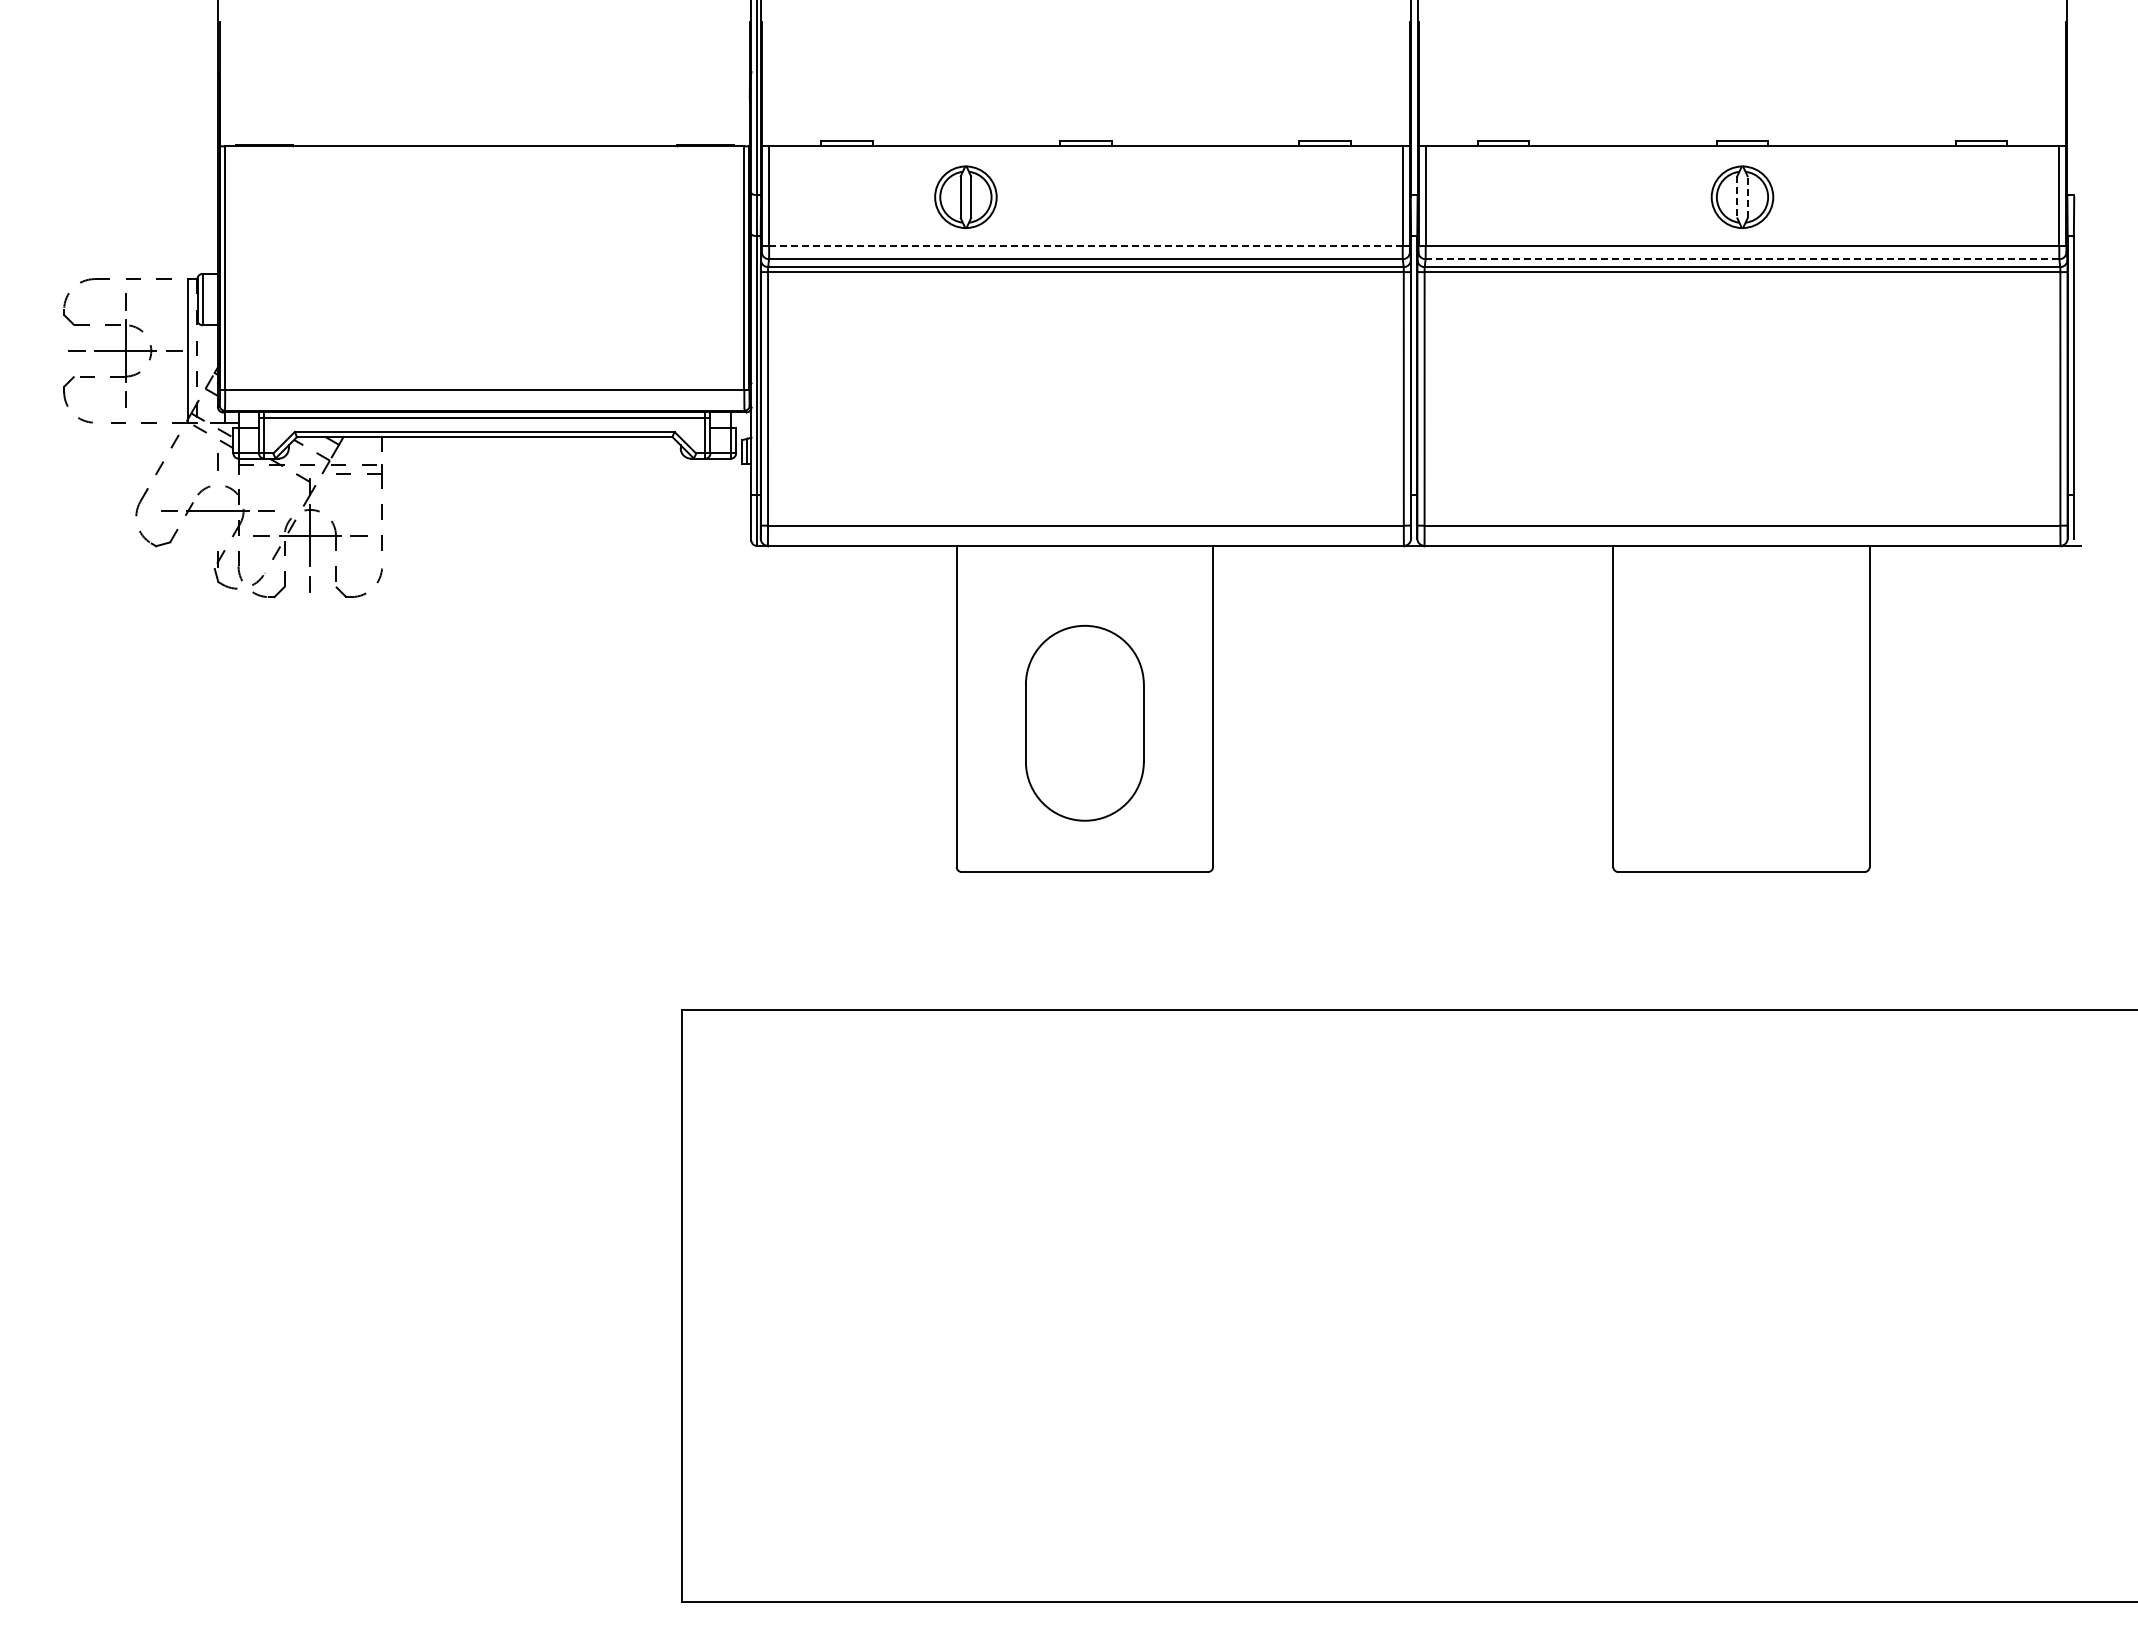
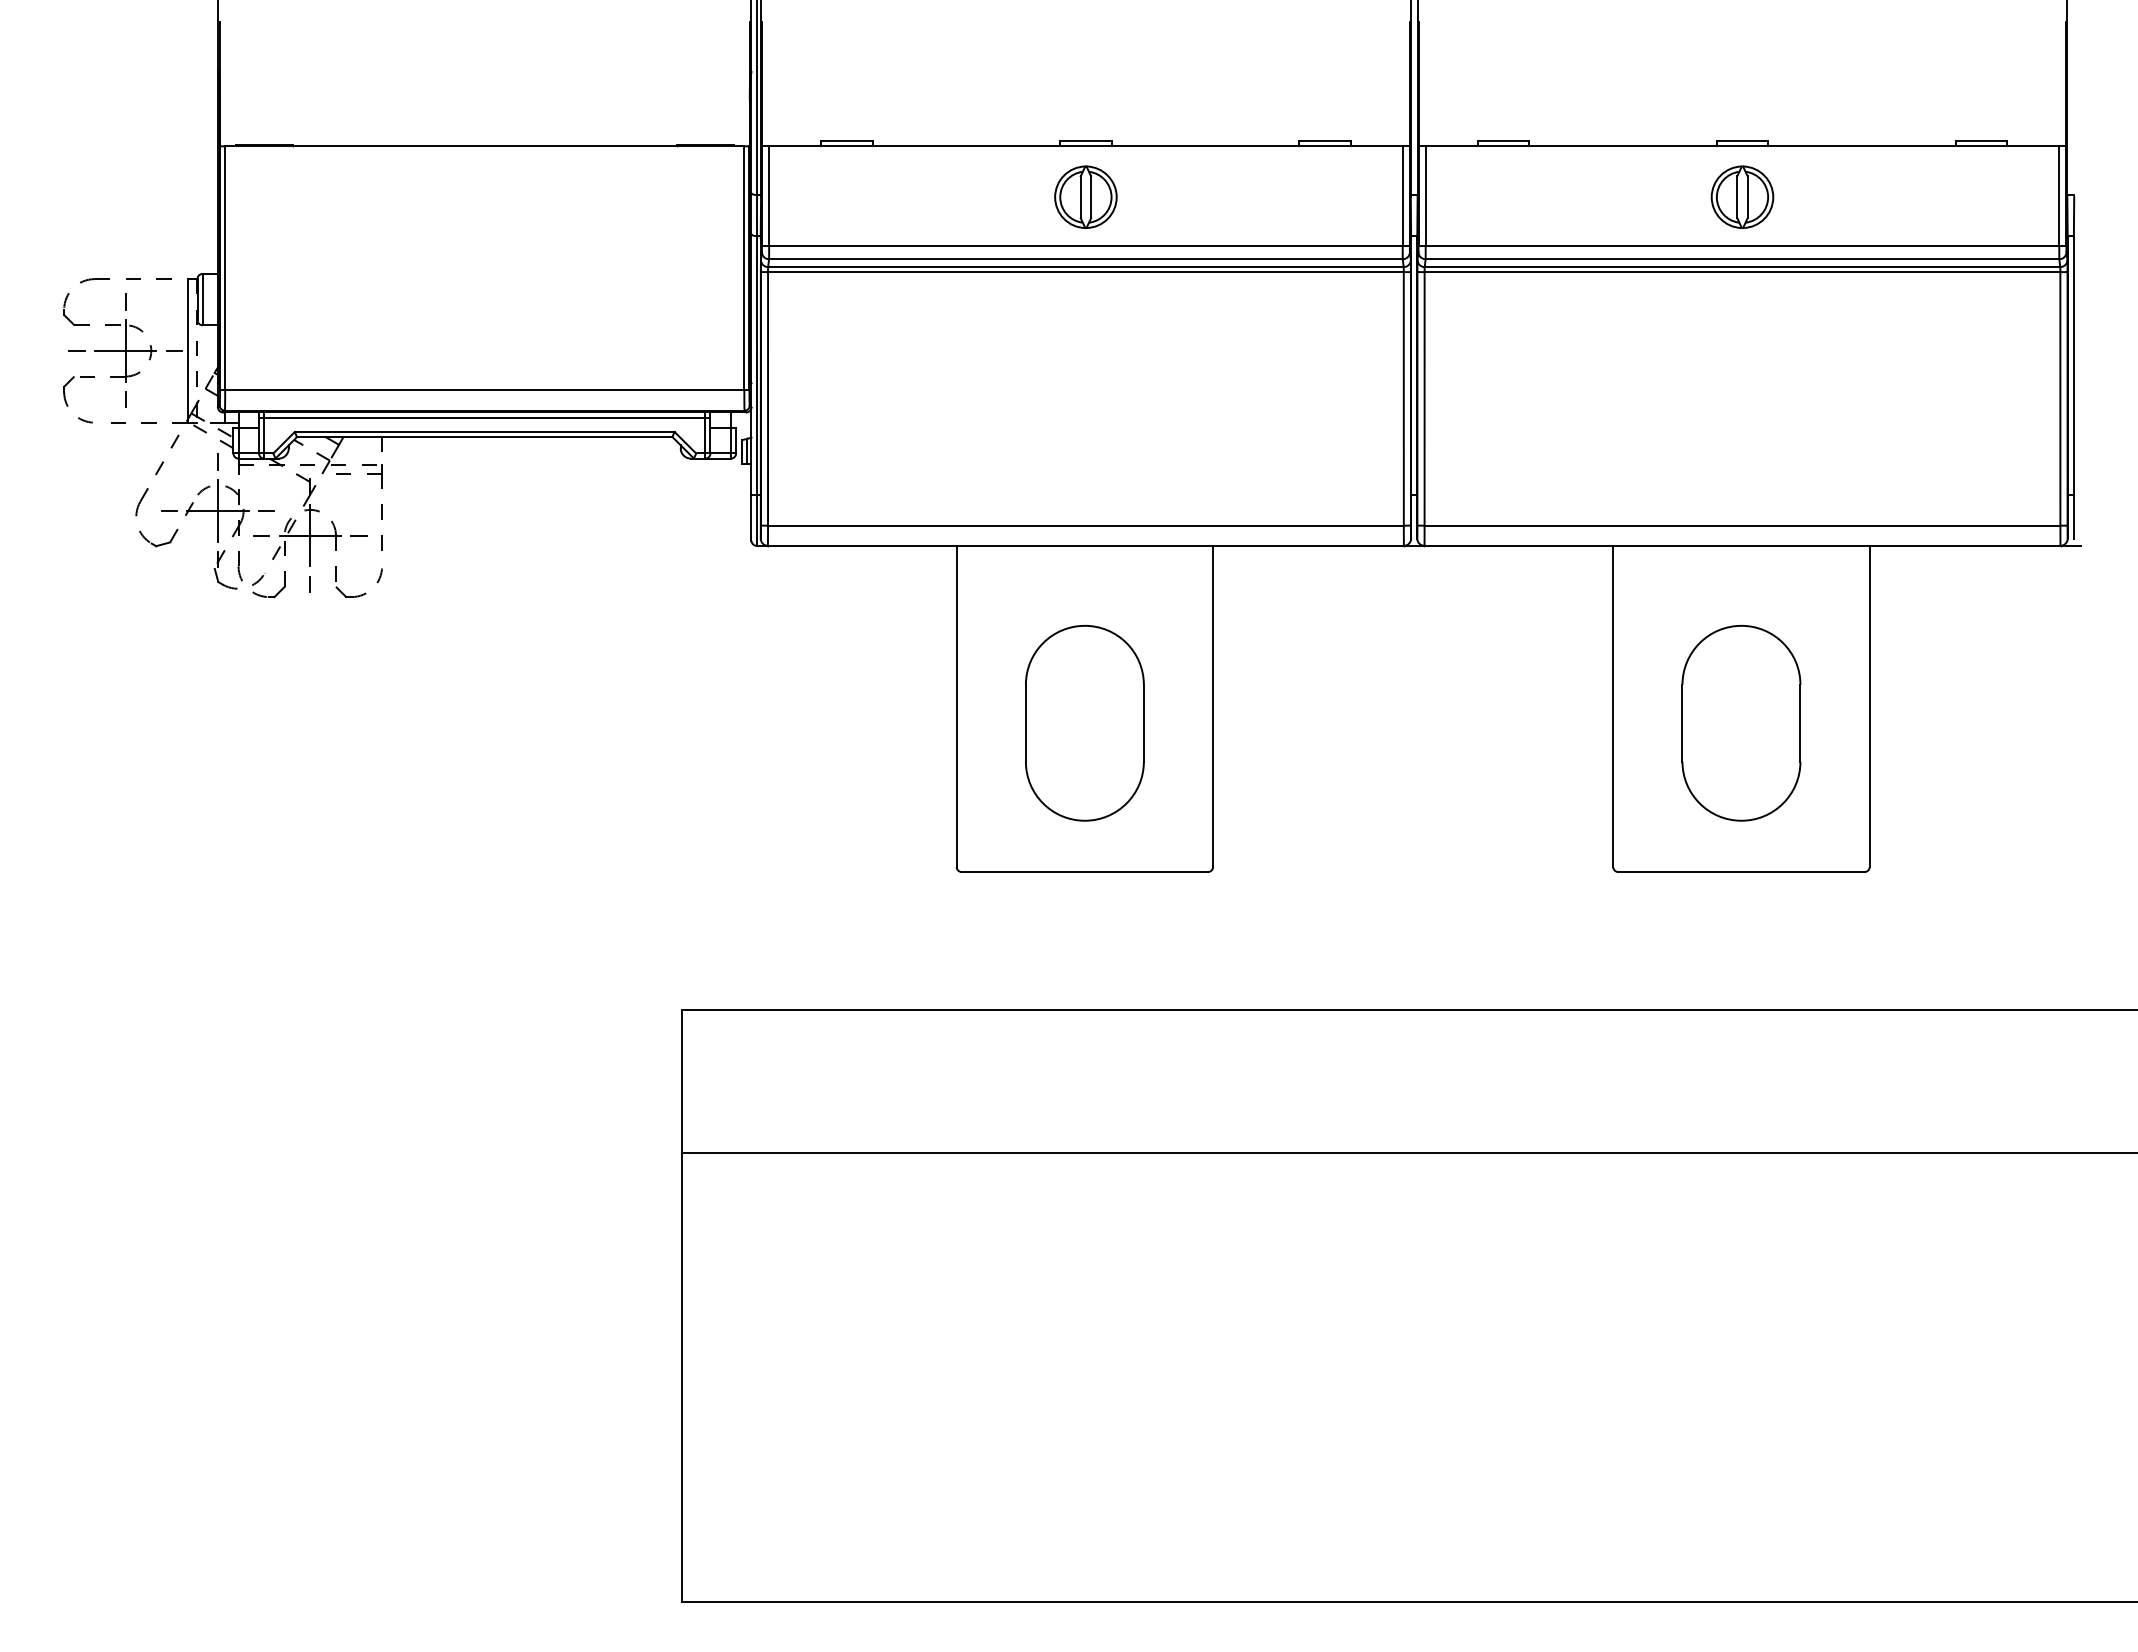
part position: (965, 196) -> (1085, 196) (1085, 196)
line: dashed -> solid (1747, 196)
line: dashed -> solid (1737, 197)
line: dashed -> solid (1085, 245)
line: dashed -> solid (1742, 259)
line: none -> present (218, 510)
part: none -> present (1741, 723)
line: none -> present (1409, 1153)
